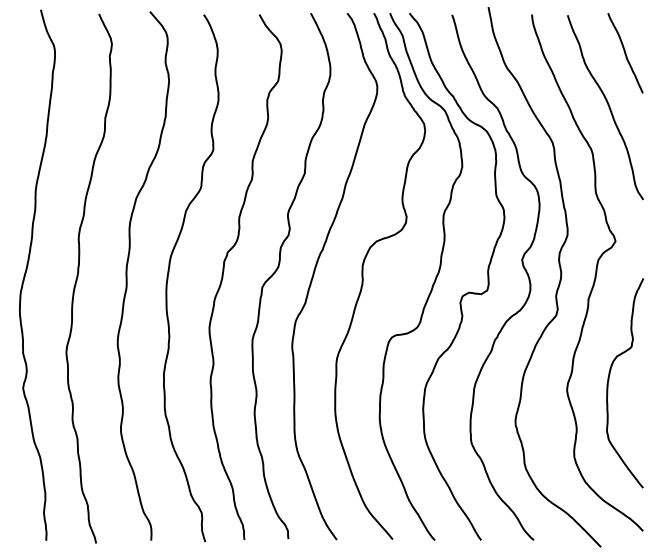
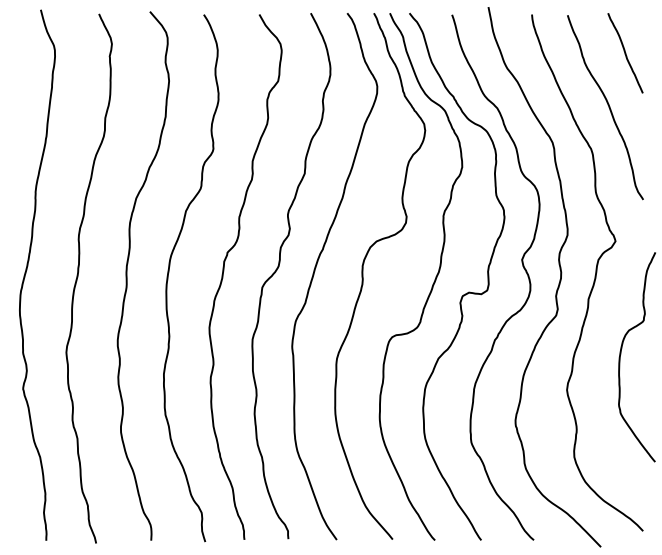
curve position: (609, 380) -> (621, 354) (621, 354)
